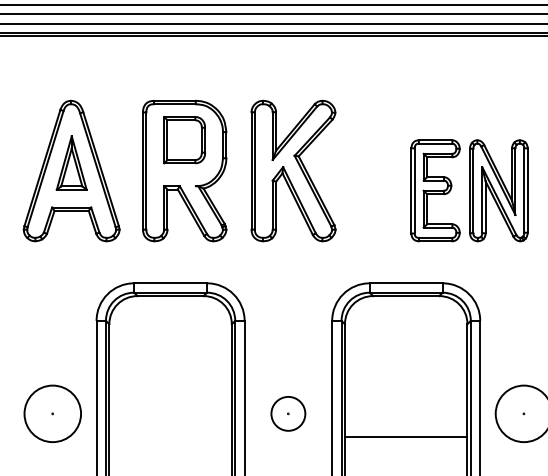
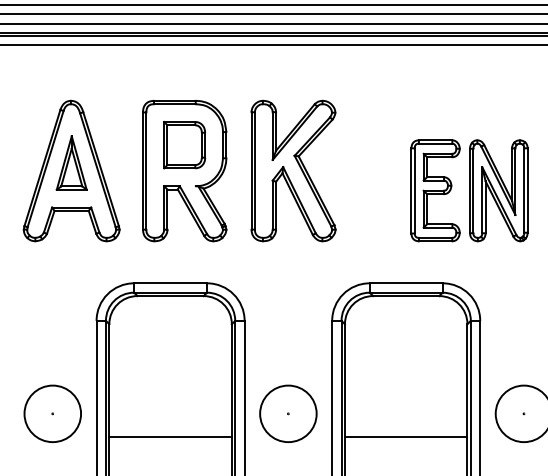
line: none -> present (273, 44)
part position: (184, 140) -> (184, 145) (184, 145)
circle diameter: 34 px -> 57 px (288, 413)
line: none -> present (170, 437)
